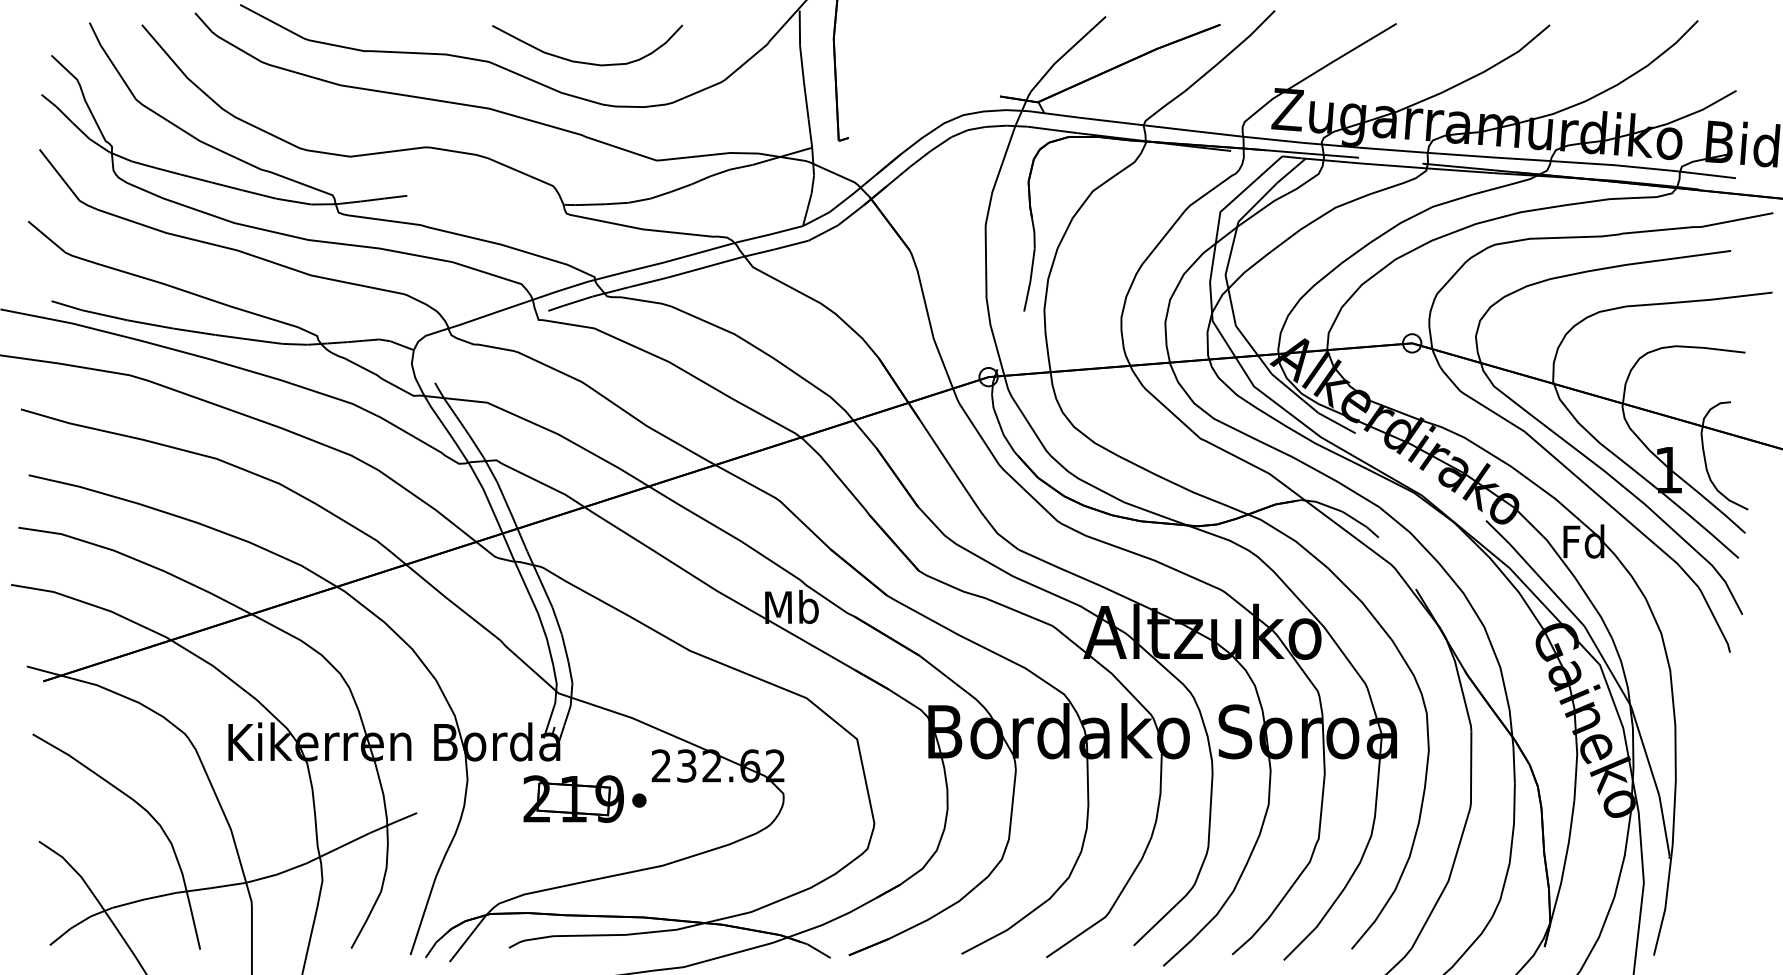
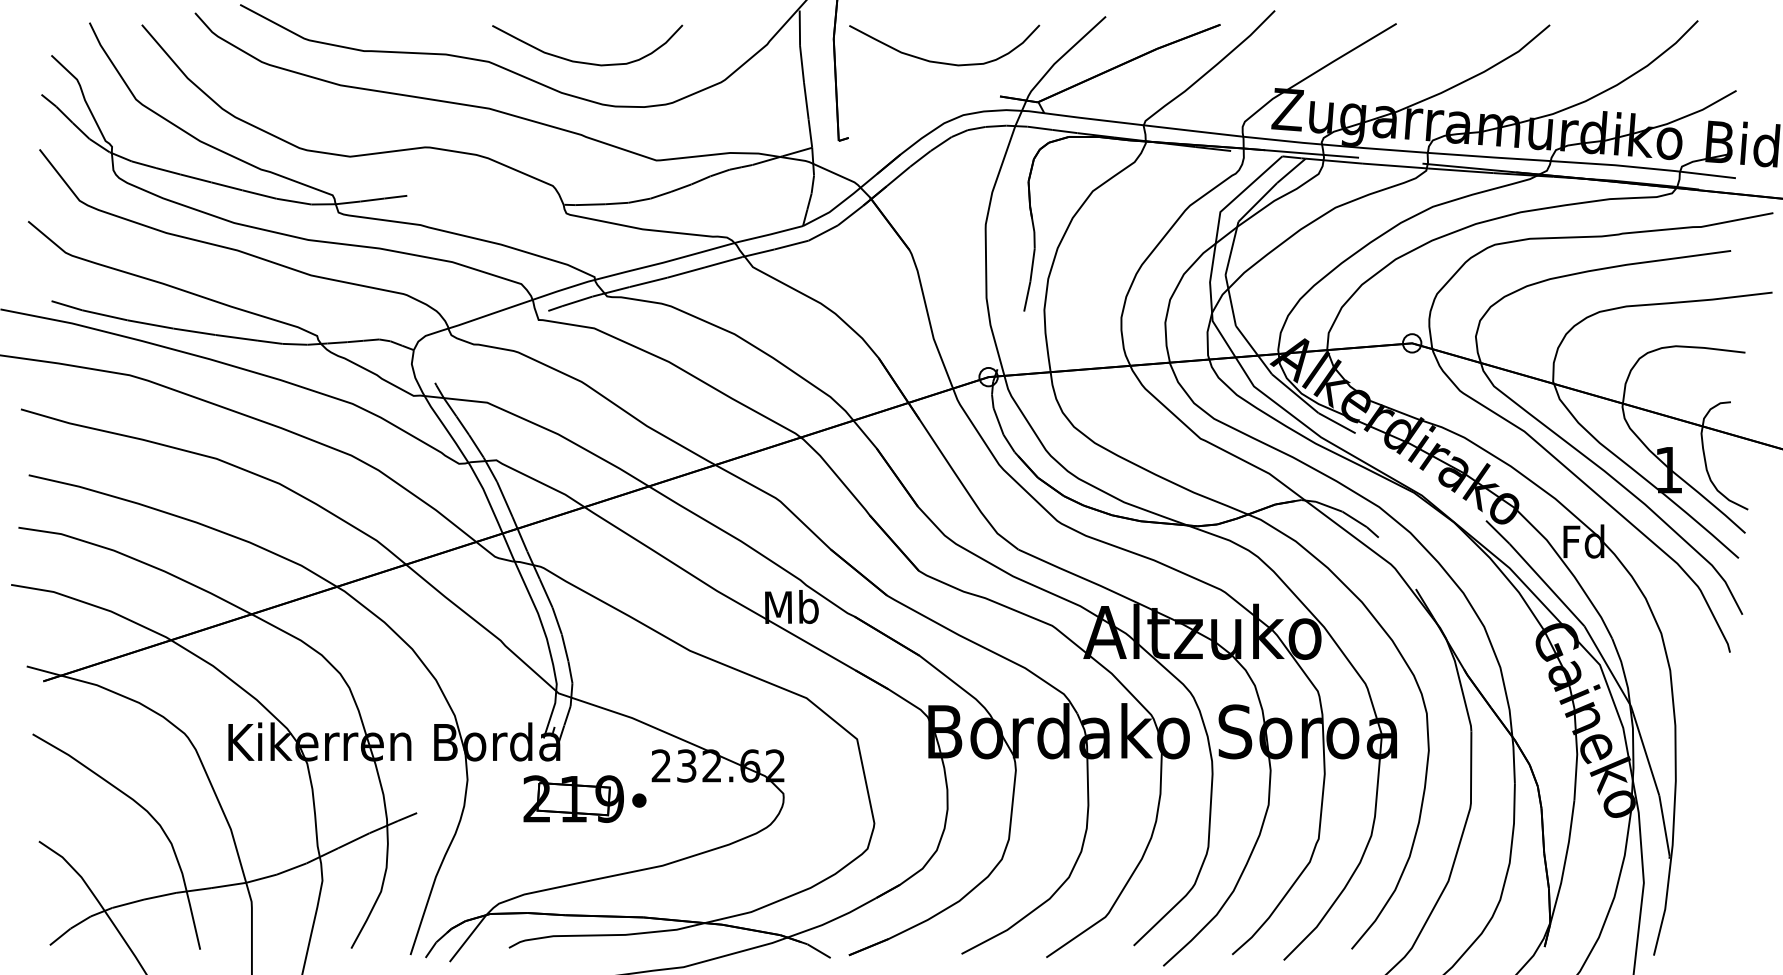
curve: none -> present (939, 61)
